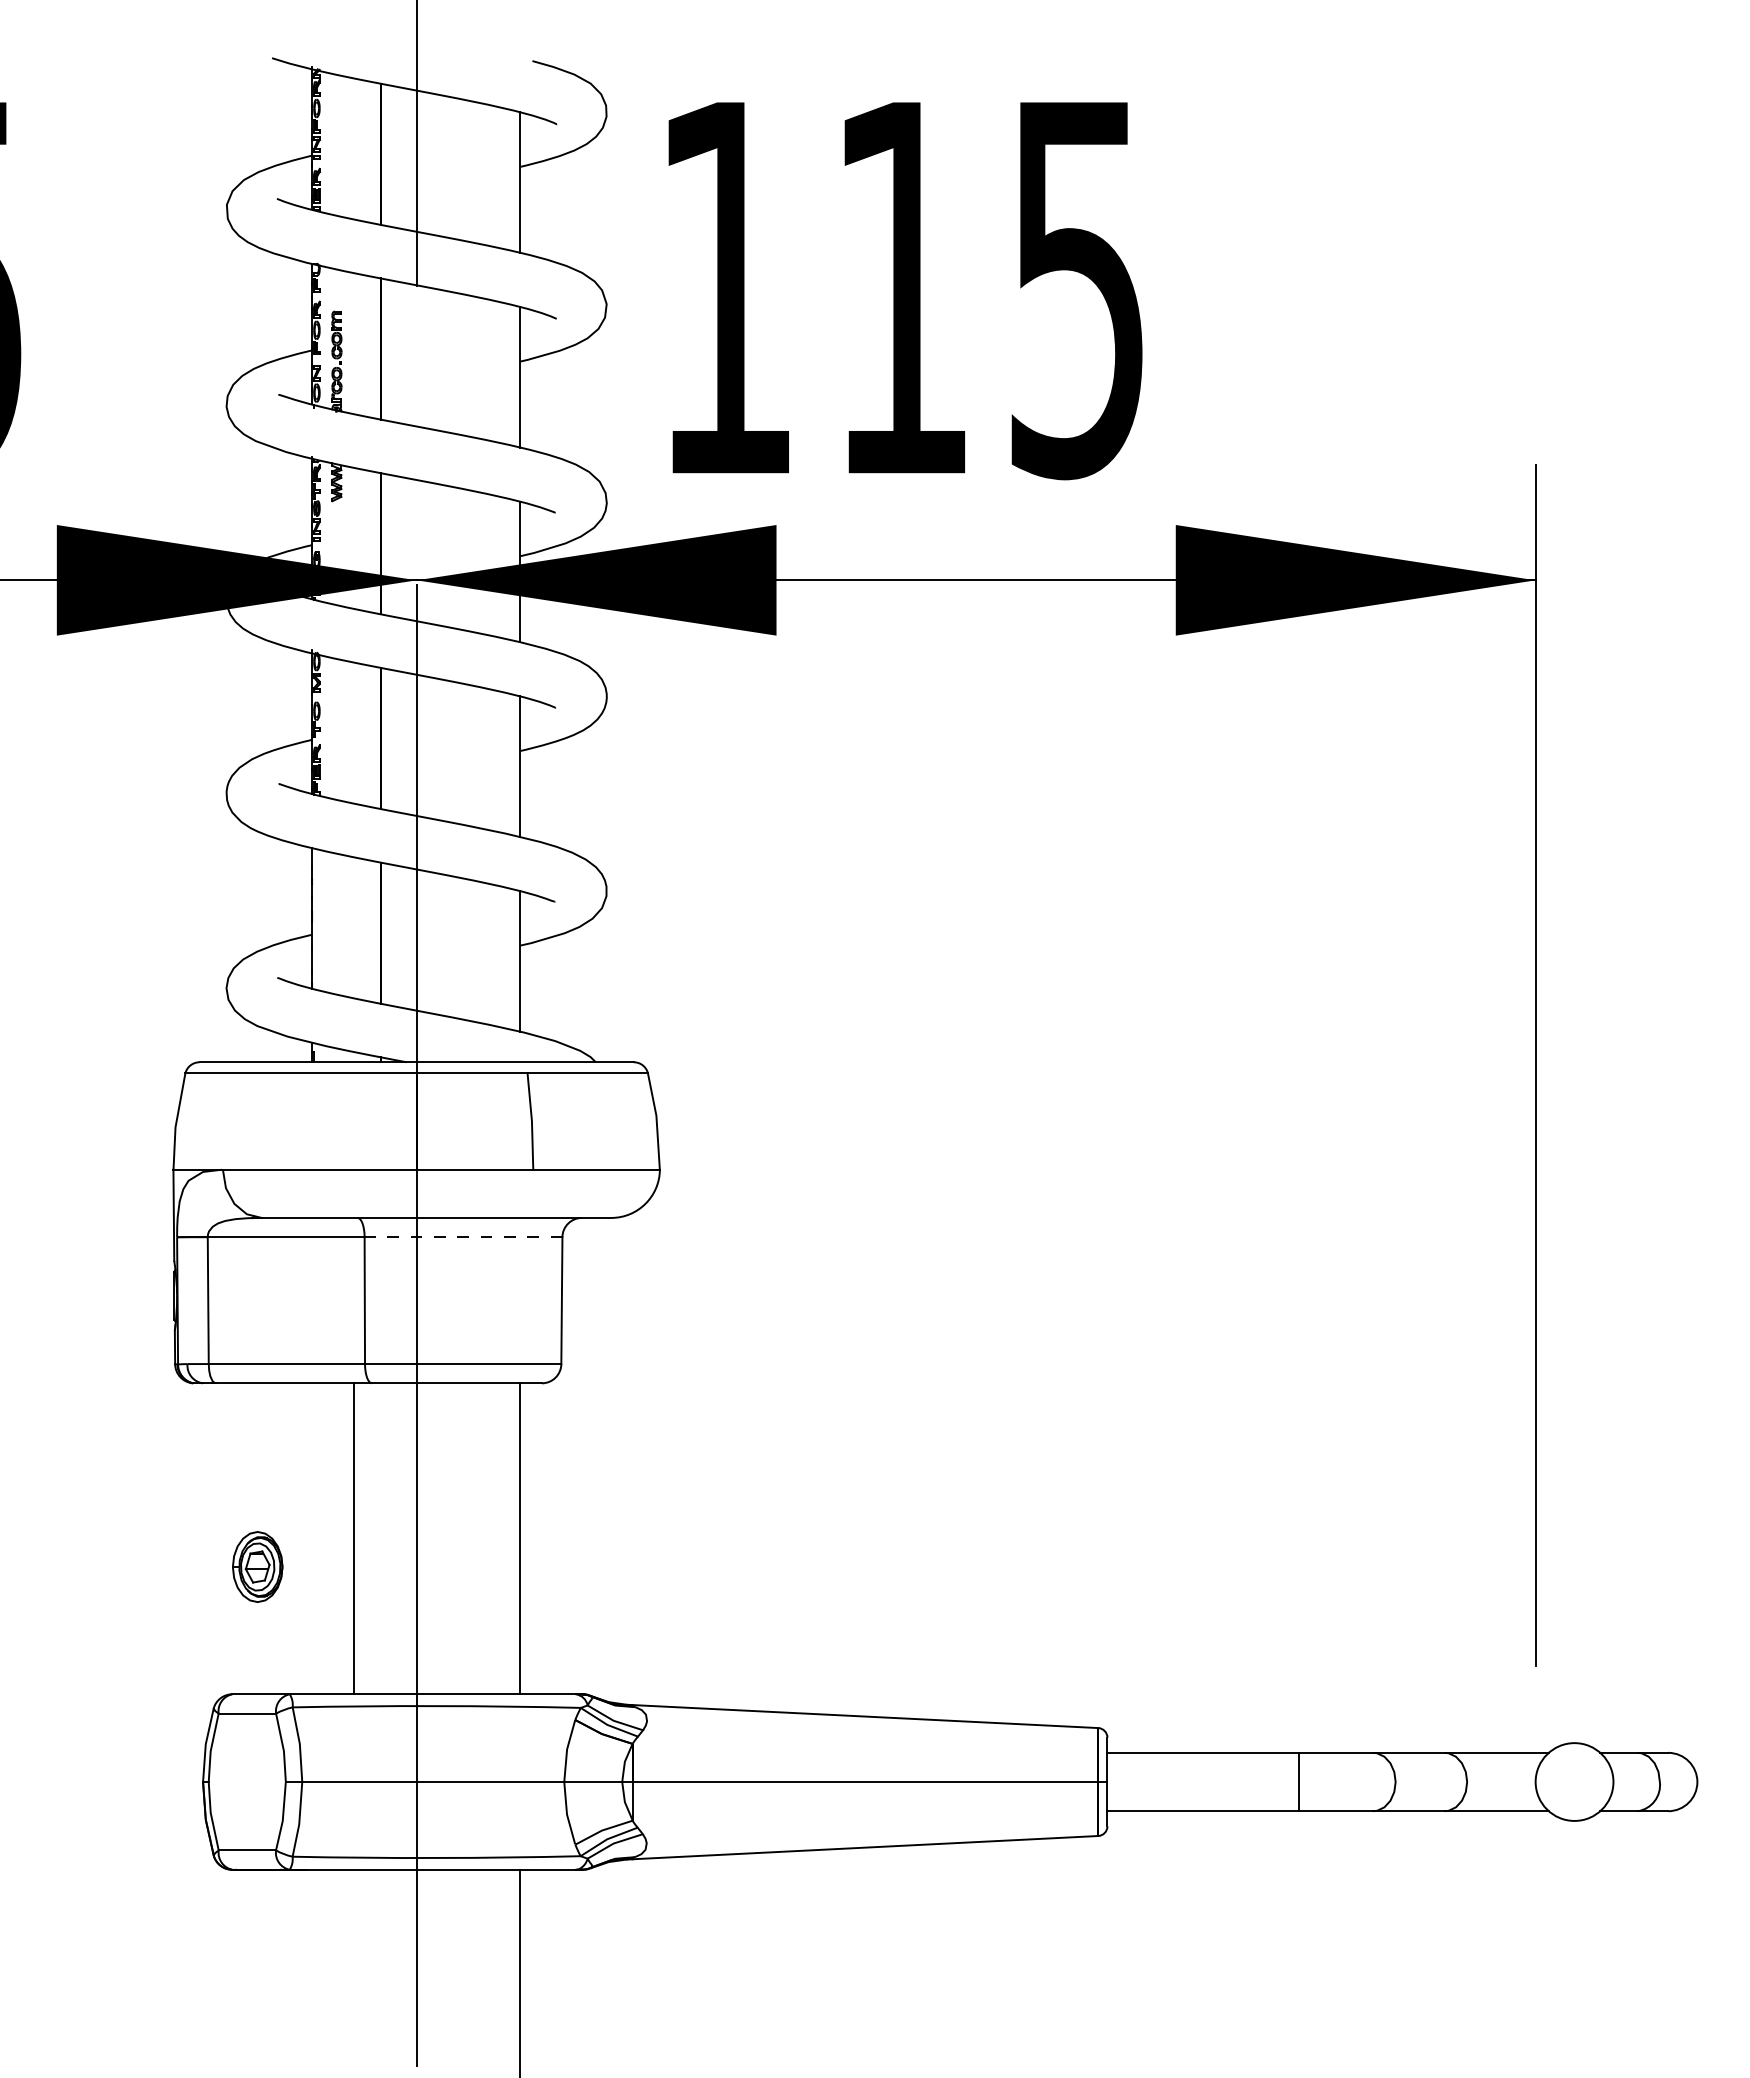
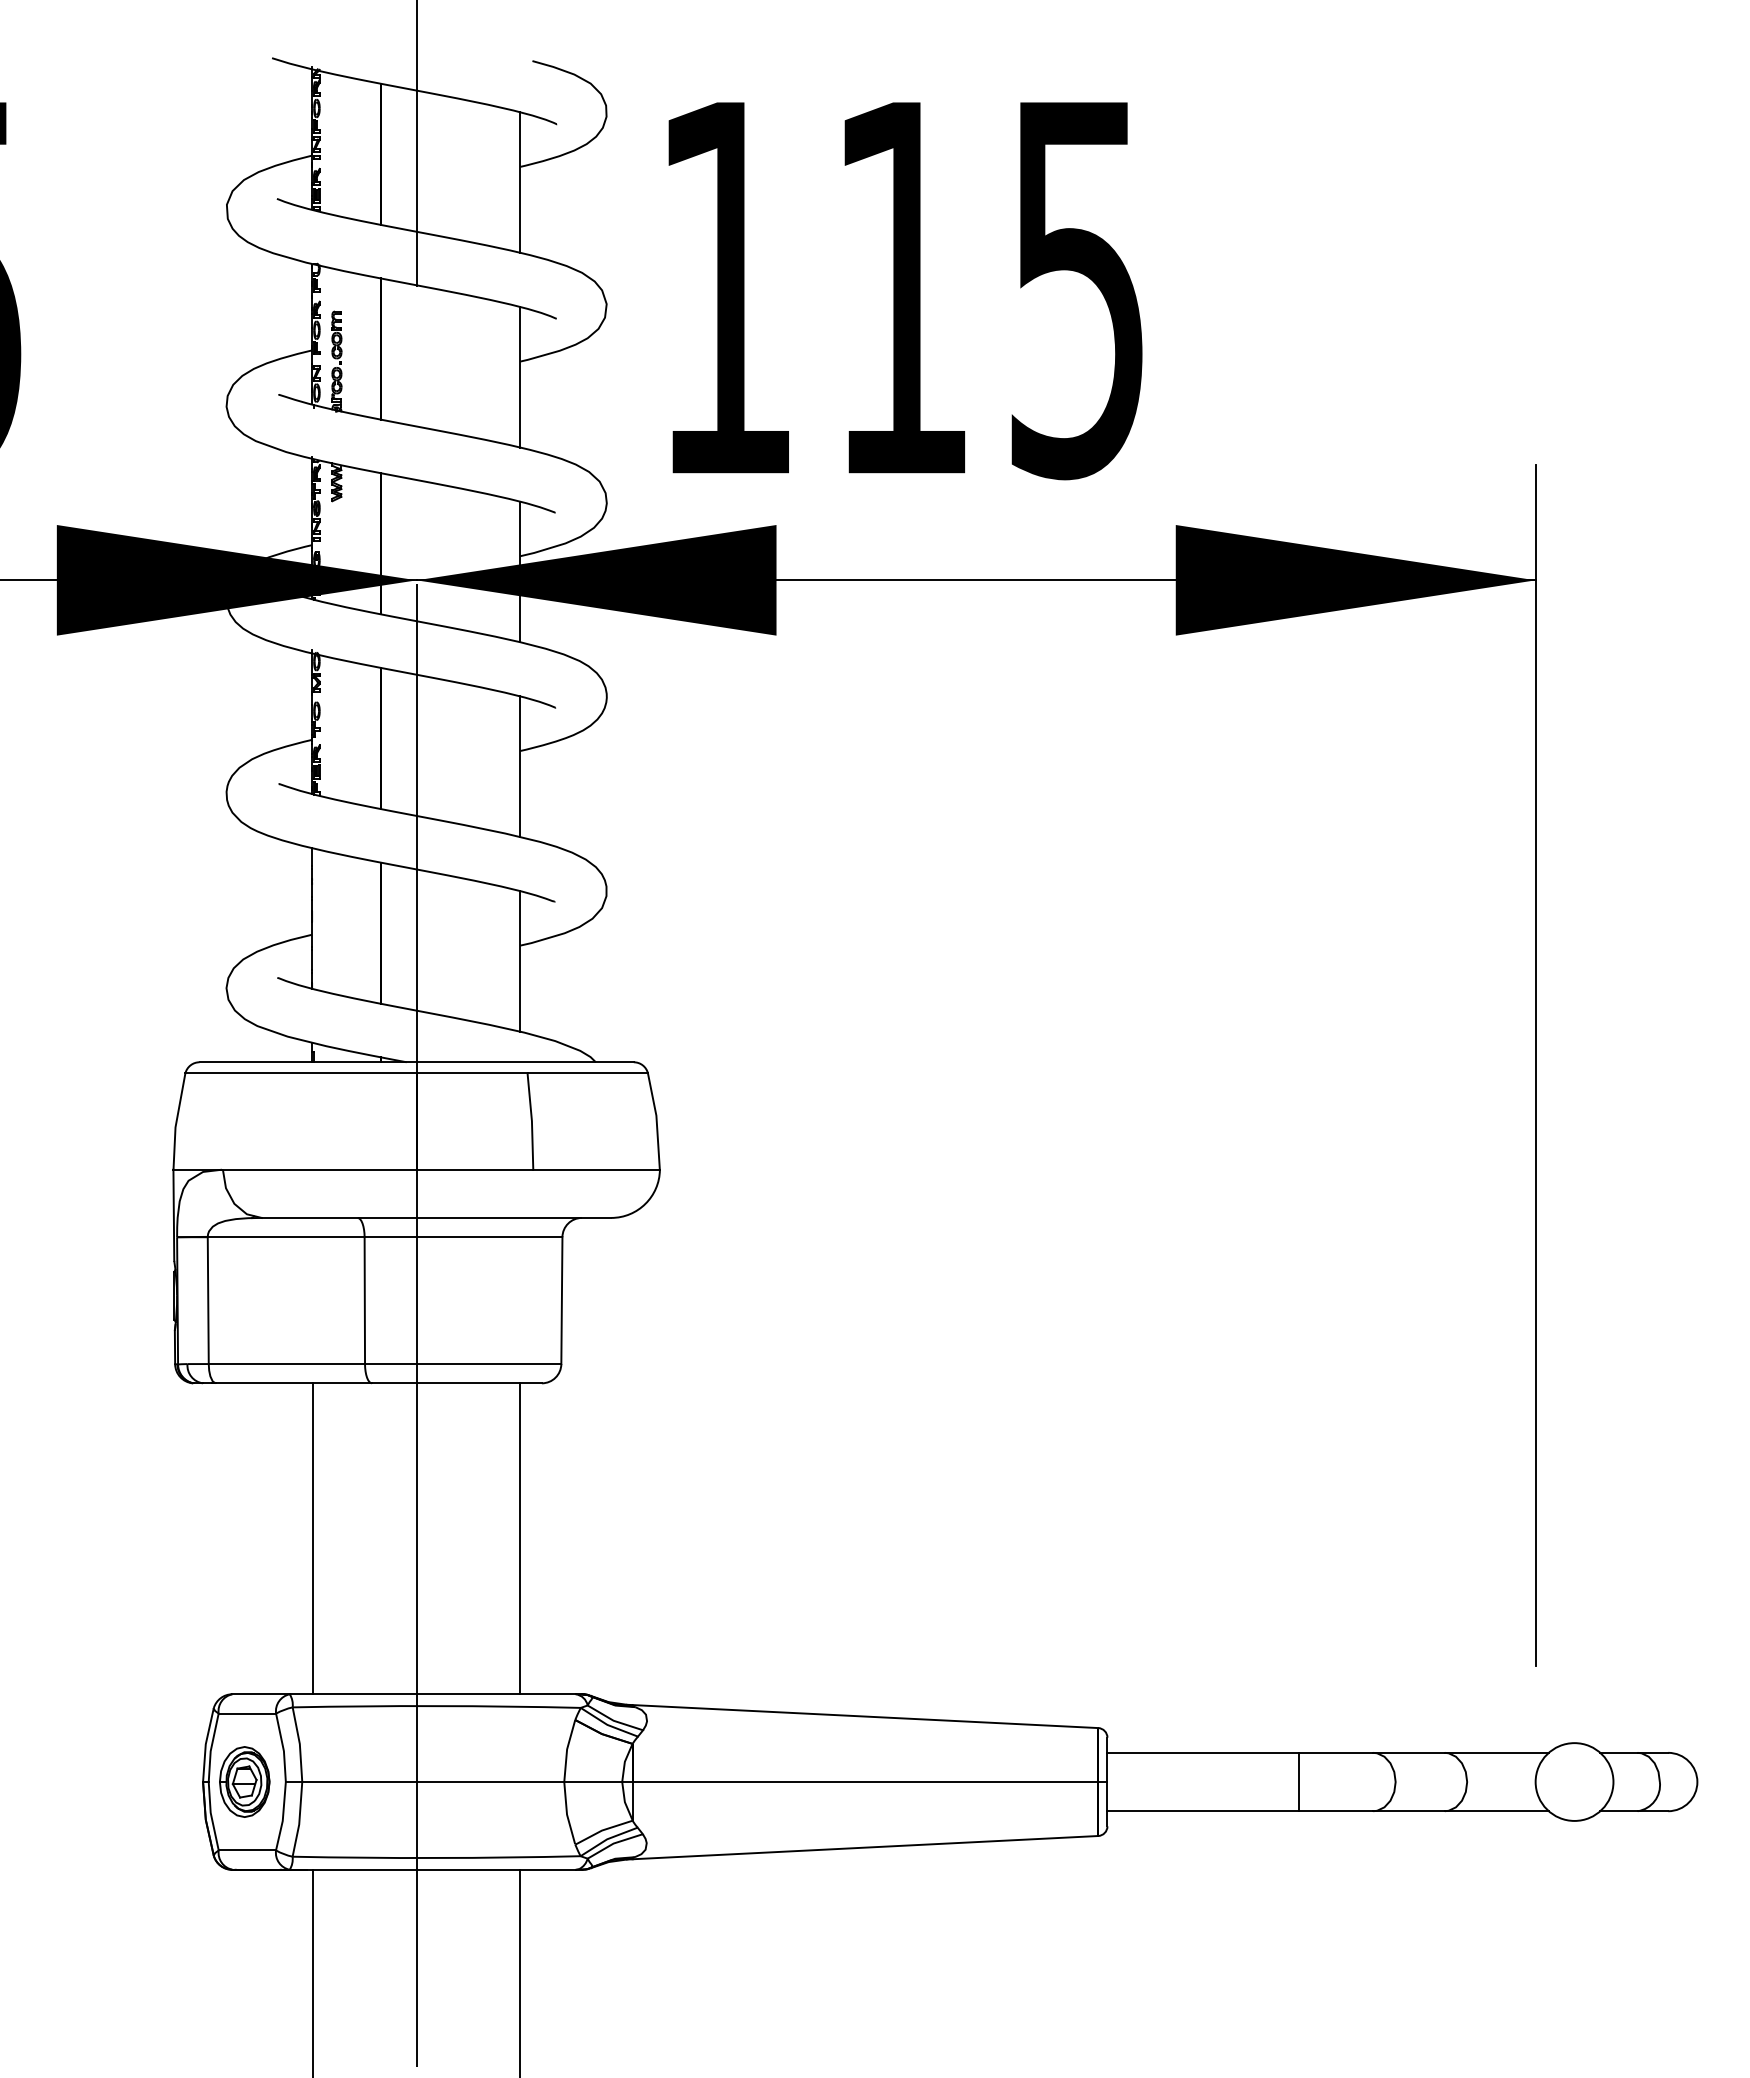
line: dashed -> solid (463, 1237)
line position: (354, 1538) -> (313, 1538) (313, 1538)
part position: (257, 1566) -> (244, 1781) (244, 1781)
line: none -> present (313, 1971)
